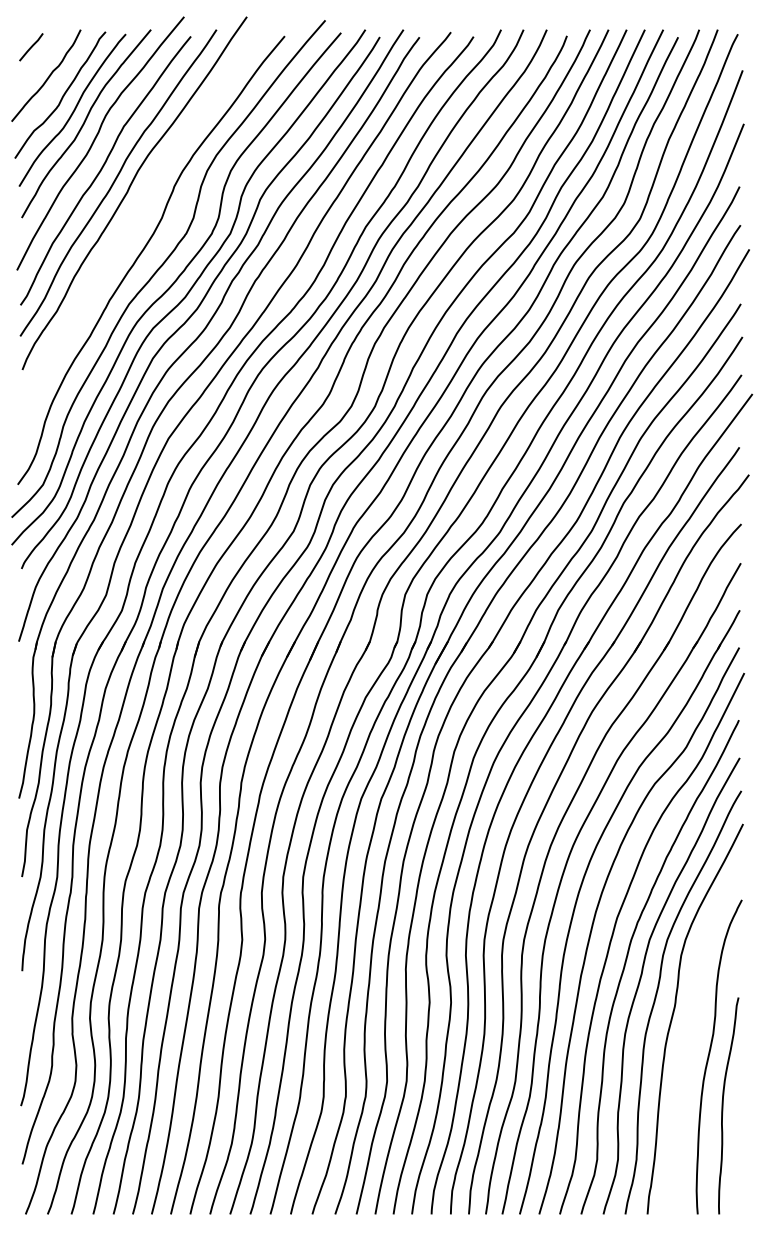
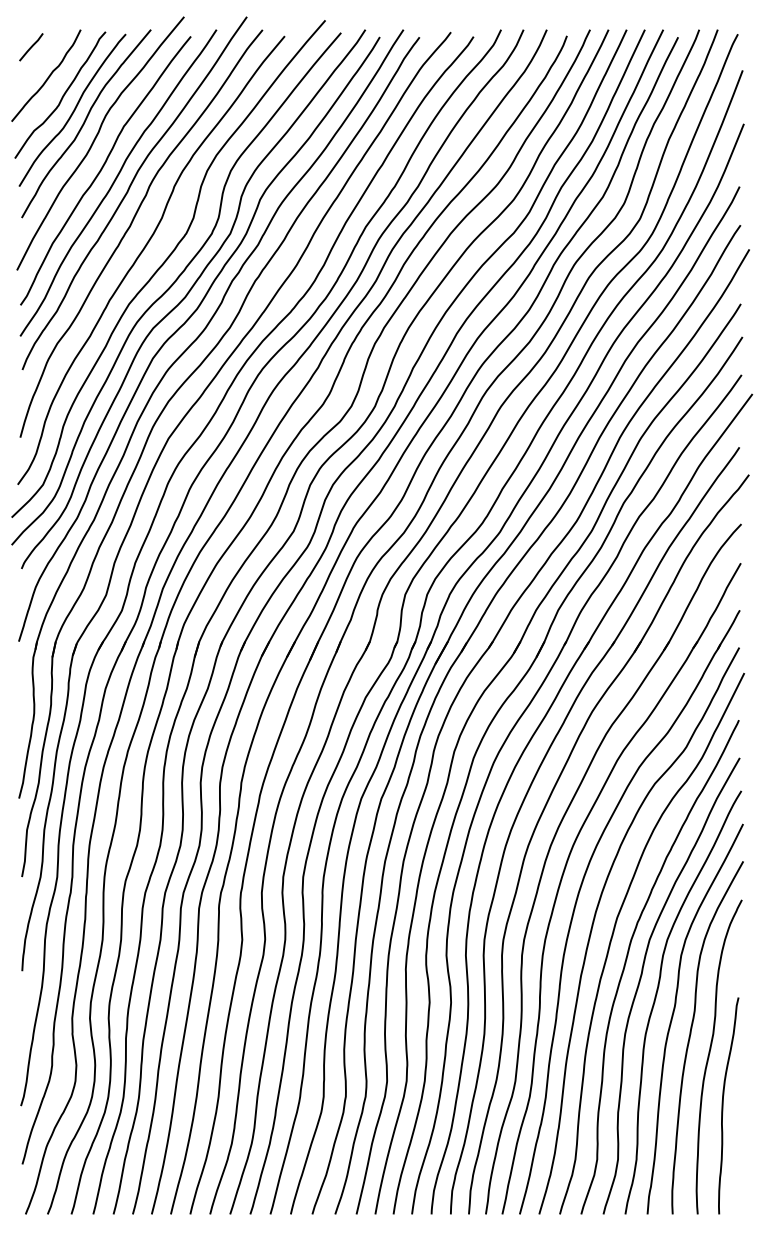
curve: none -> present (130, 227)
curve: none -> present (691, 1034)
